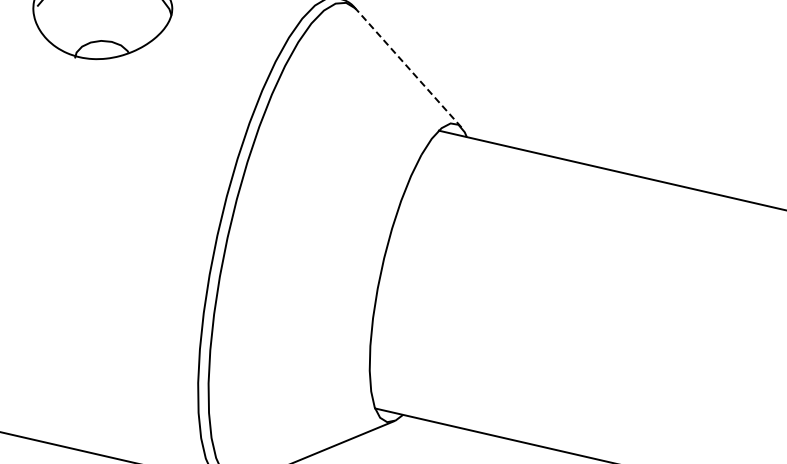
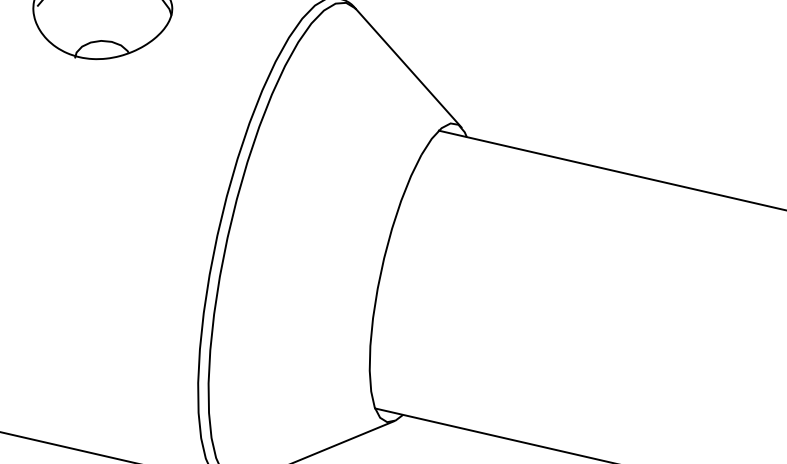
line: dashed -> solid (408, 67)
